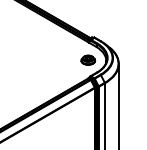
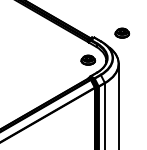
part: none -> present (122, 32)
